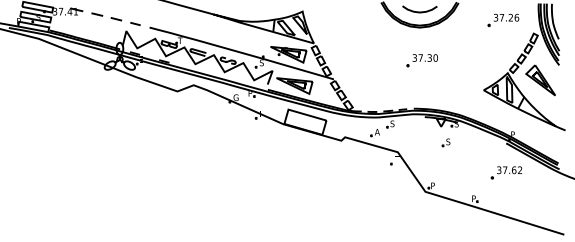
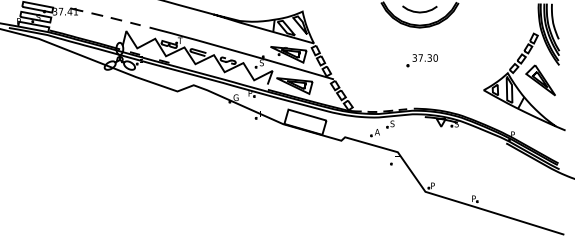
part: present -> none (503, 19)
part: present -> none (445, 142)
part: present -> none (506, 172)
